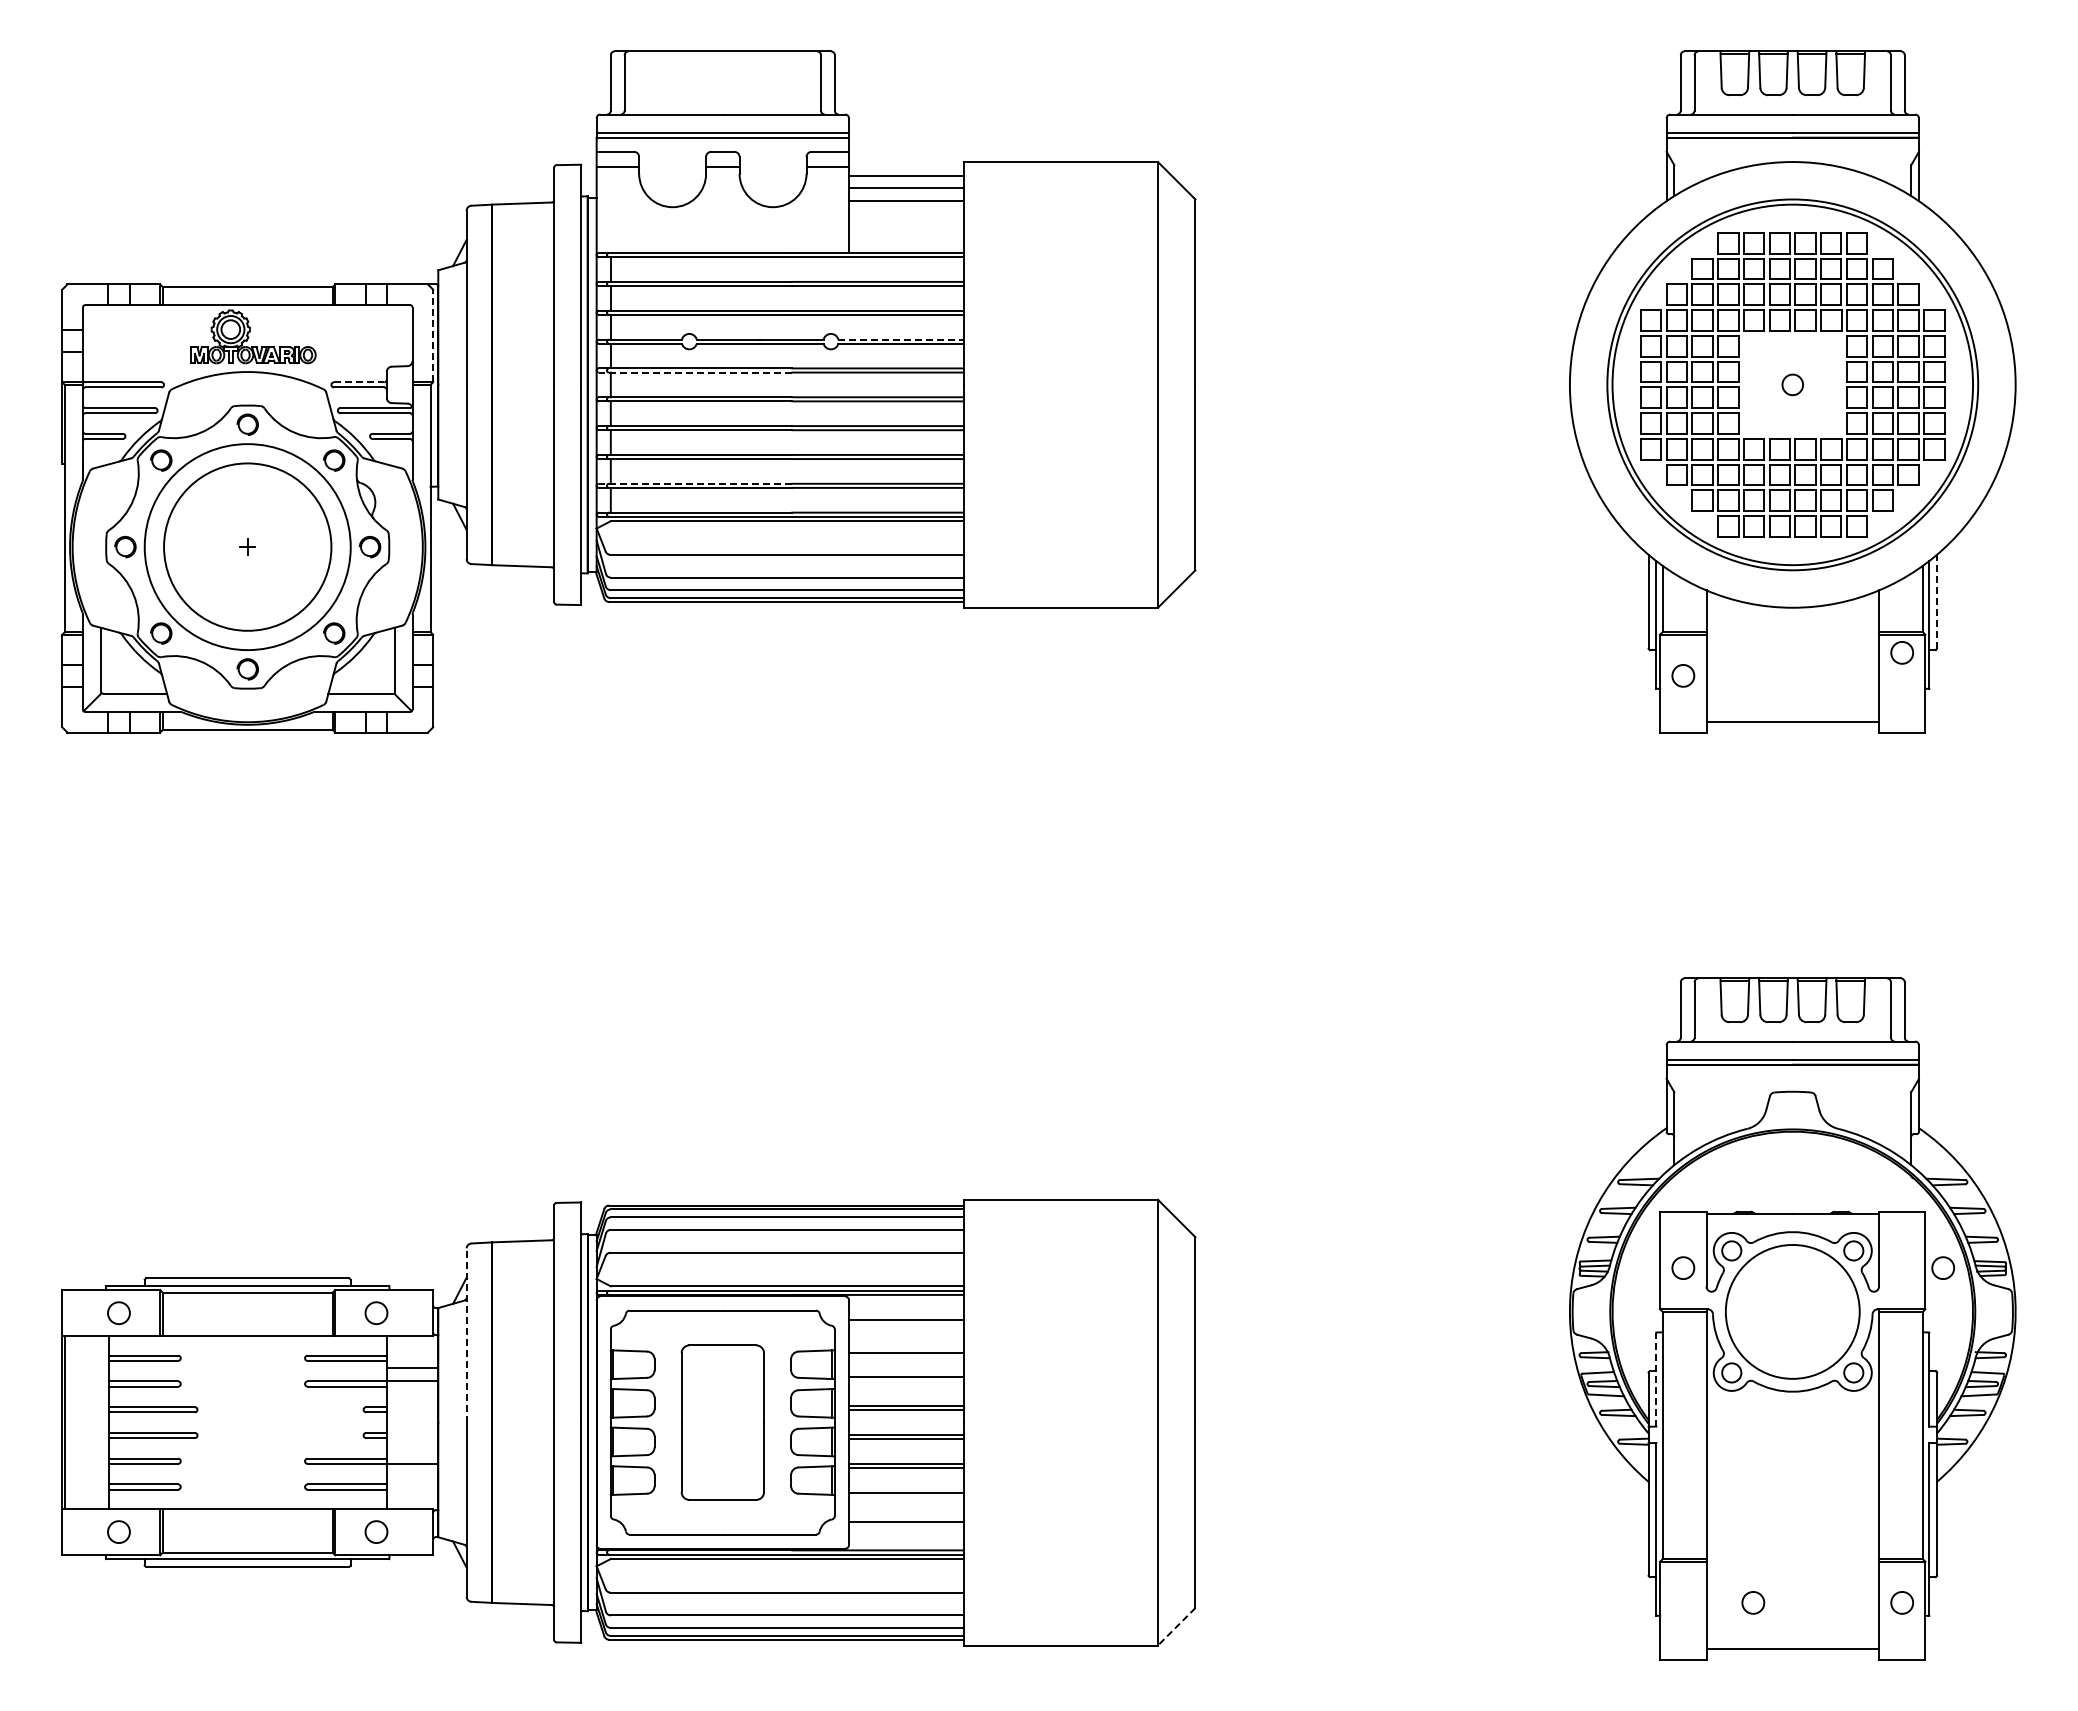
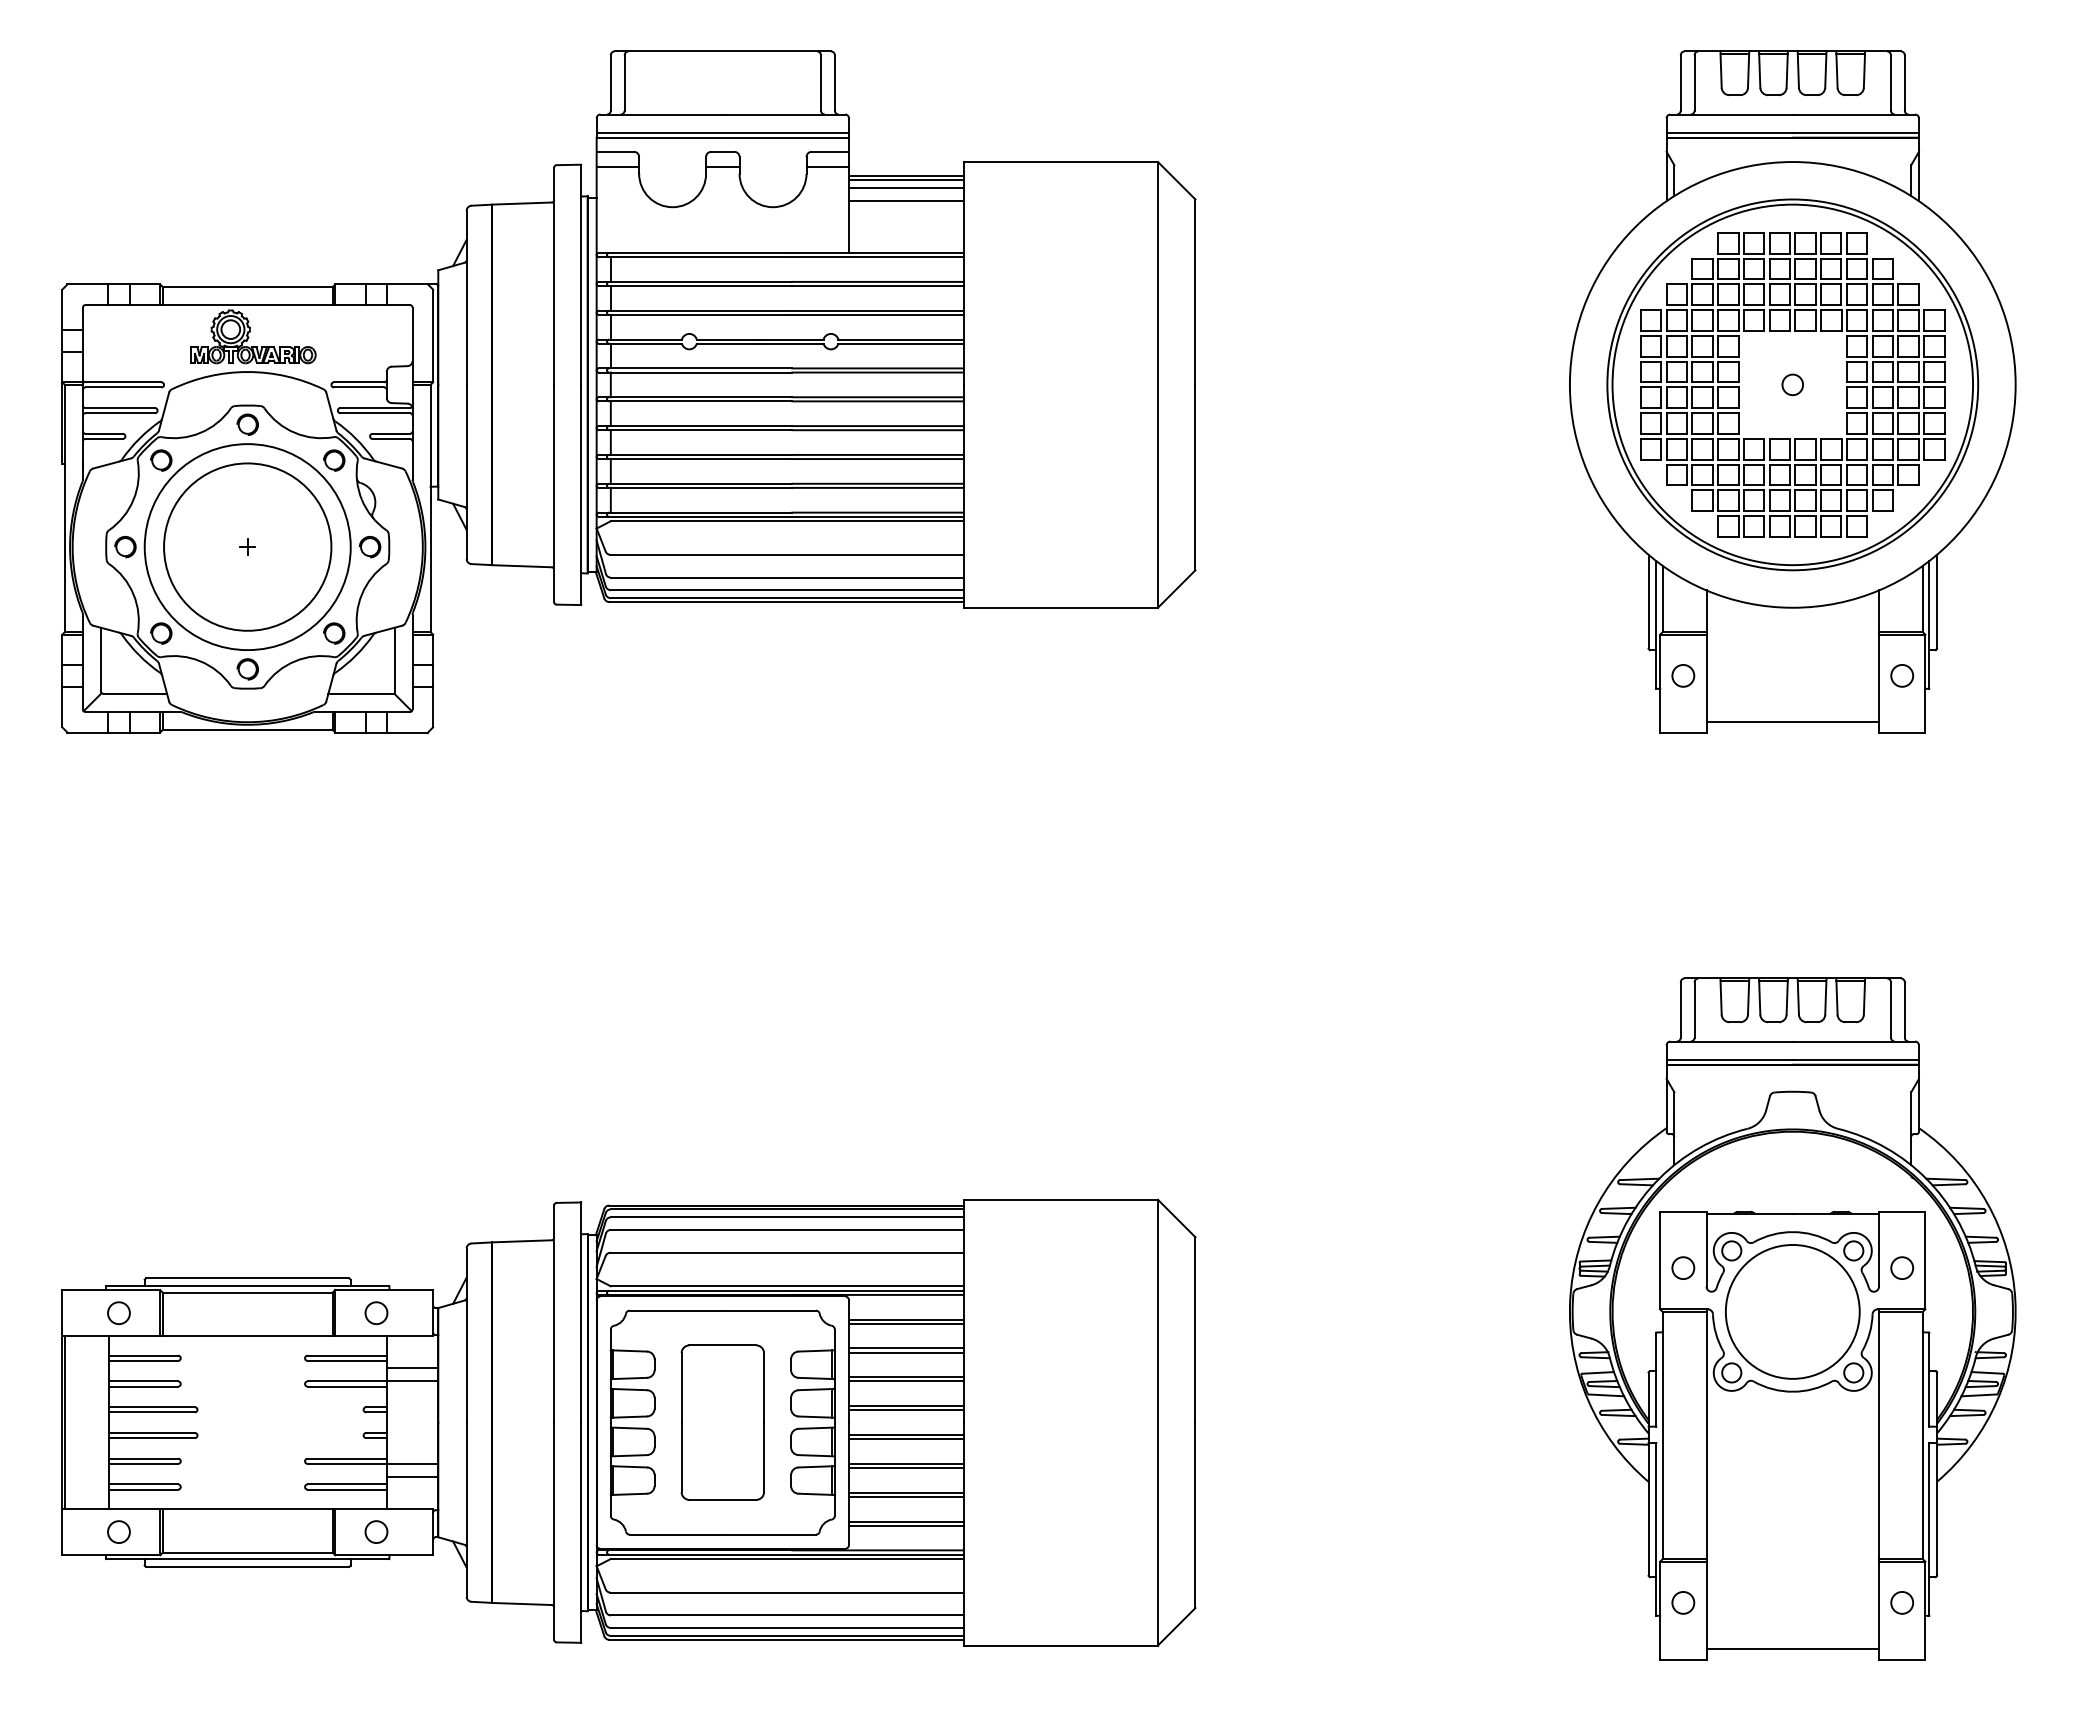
line: none -> present (906, 180)
line: dashed -> solid (433, 335)
line: dashed -> solid (901, 339)
line: dashed -> solid (695, 372)
line: dashed -> solid (359, 382)
line: dashed -> solid (695, 483)
line: dashed -> solid (1936, 601)
circle position: (1902, 652) -> (1902, 675) (1902, 675)
circle position: (1943, 1267) -> (1902, 1267) (1902, 1267)
line: none -> present (906, 1323)
line: dashed -> solid (466, 1335)
line: none -> present (906, 1348)
line: dashed -> solid (1656, 1379)
line: none -> present (906, 1381)
line: none -> present (412, 1477)
line: none -> present (906, 1496)
line: none -> present (906, 1525)
circle position: (1753, 1602) -> (1683, 1602) (1683, 1602)
line: dashed -> solid (1176, 1627)
